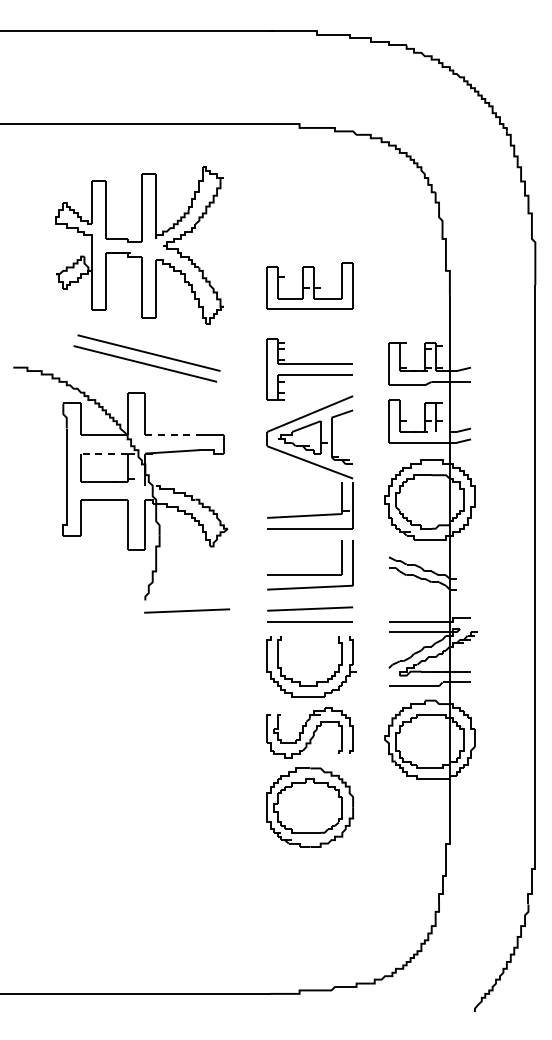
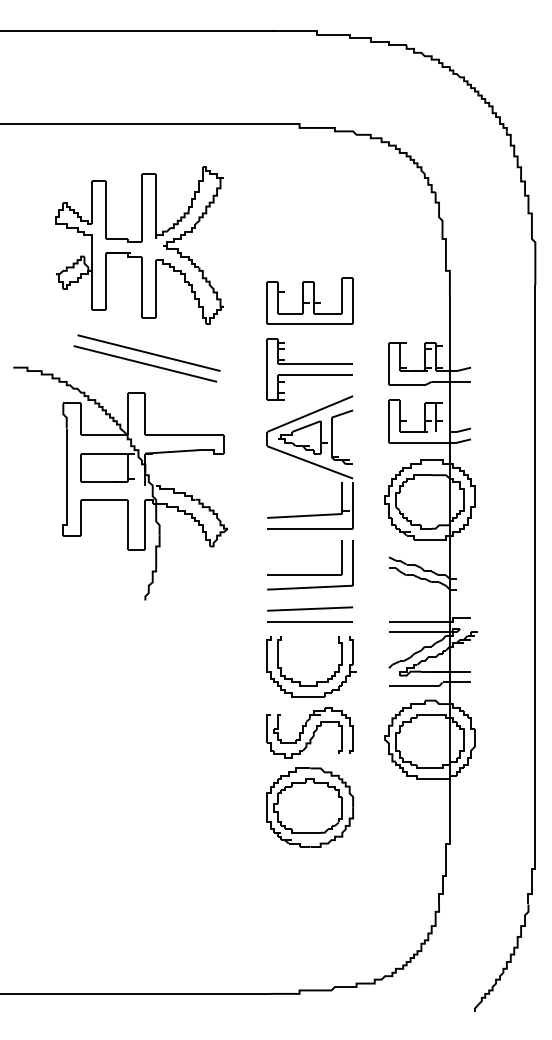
part position: (309, 285) -> (309, 300) (309, 300)
line: dashed -> solid (172, 435)
line: dashed -> solid (103, 453)
line: present -> none (187, 610)
